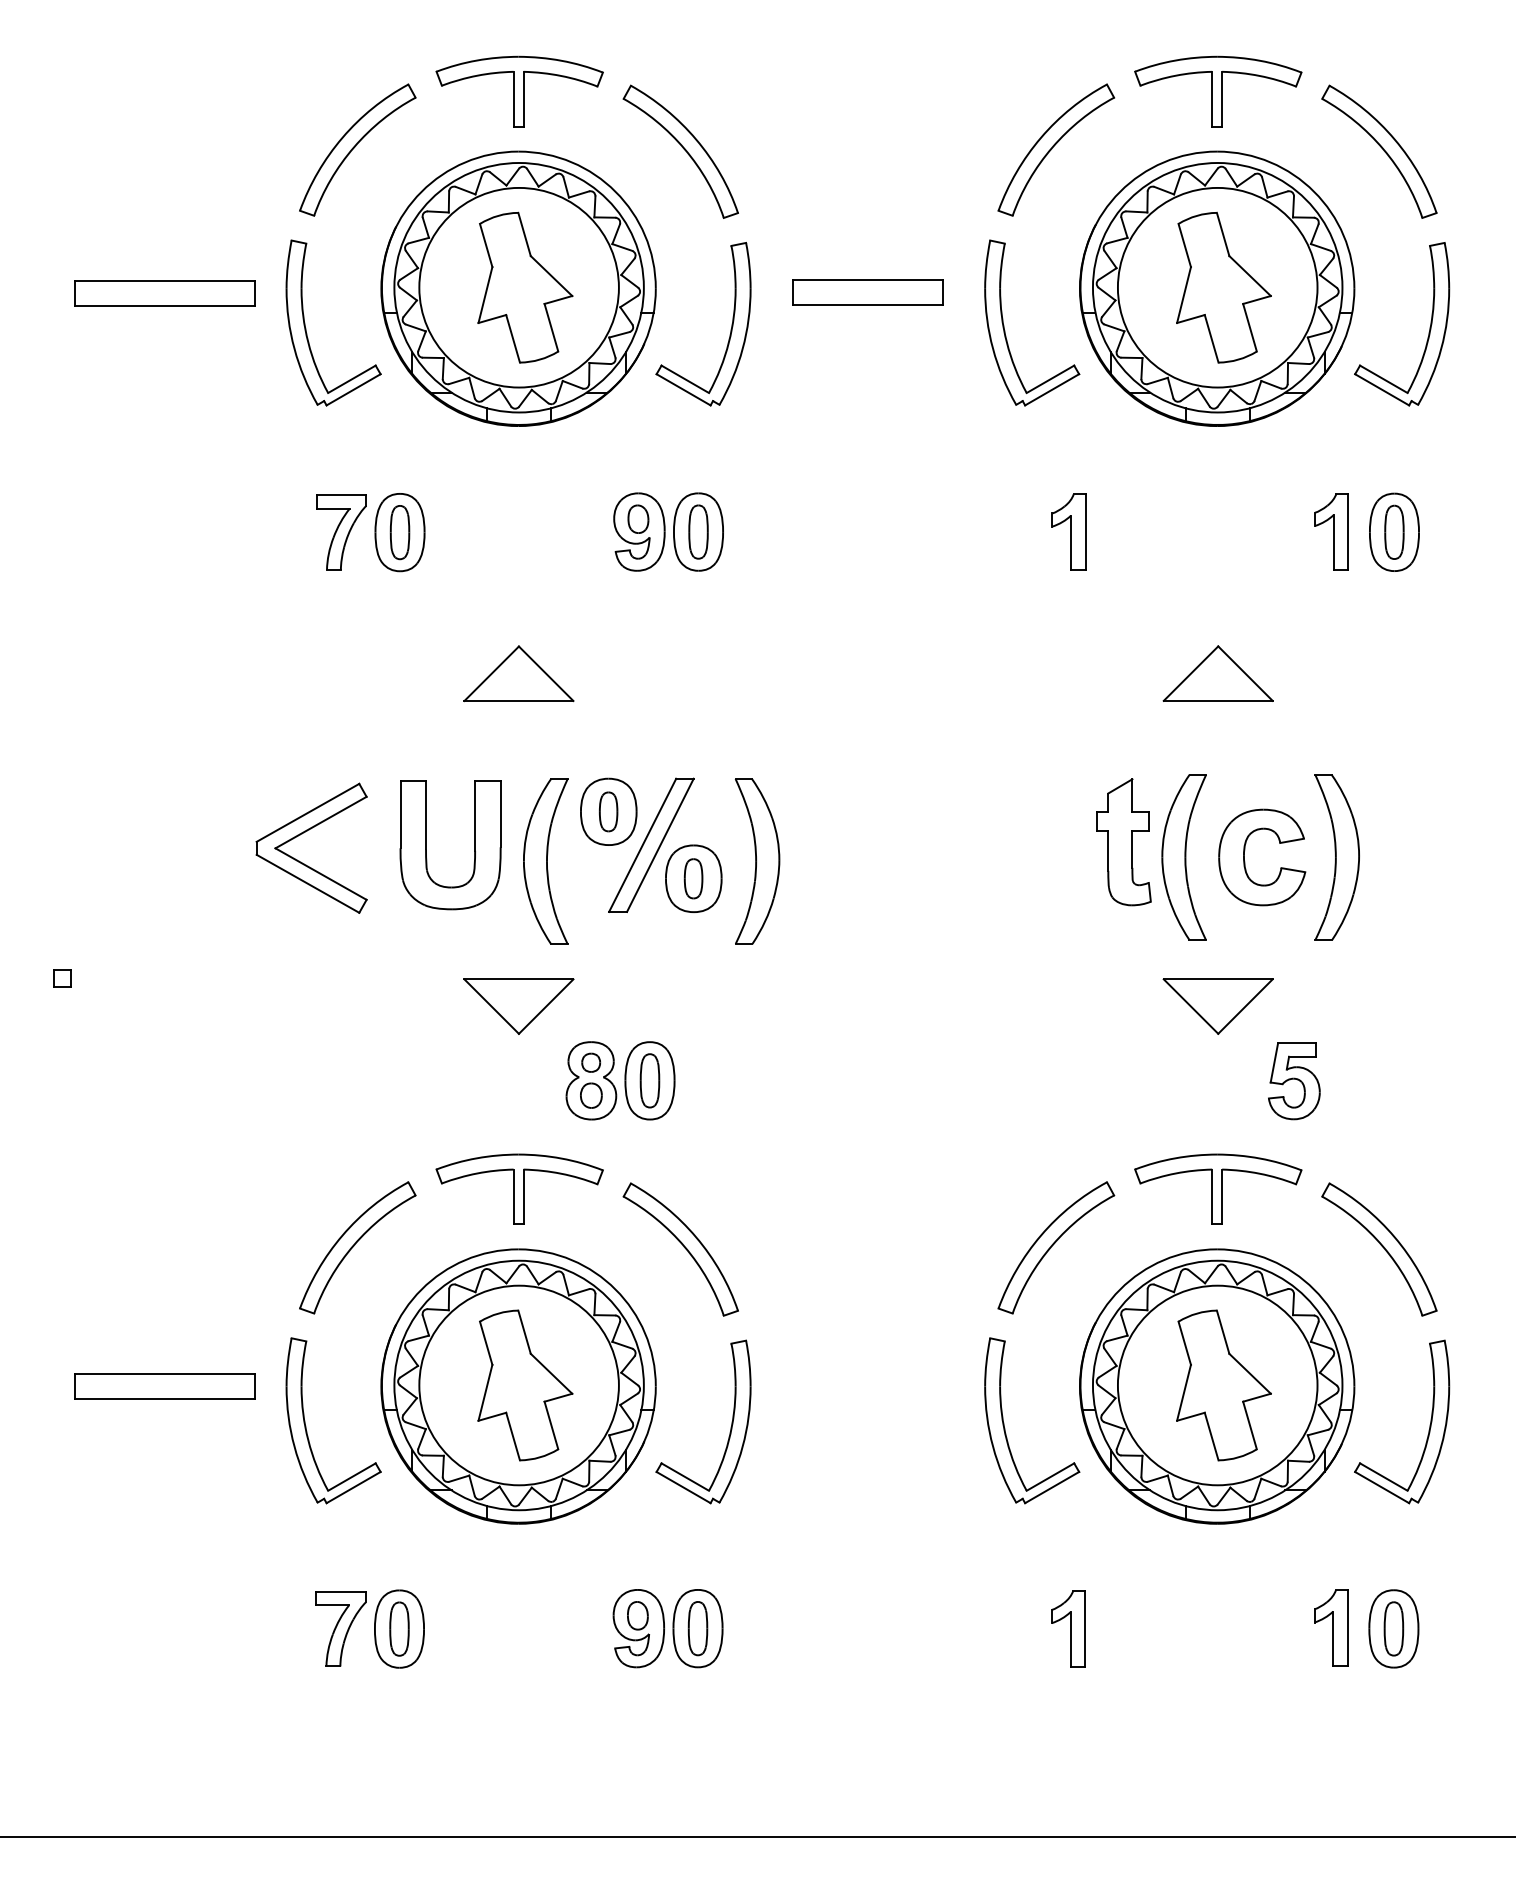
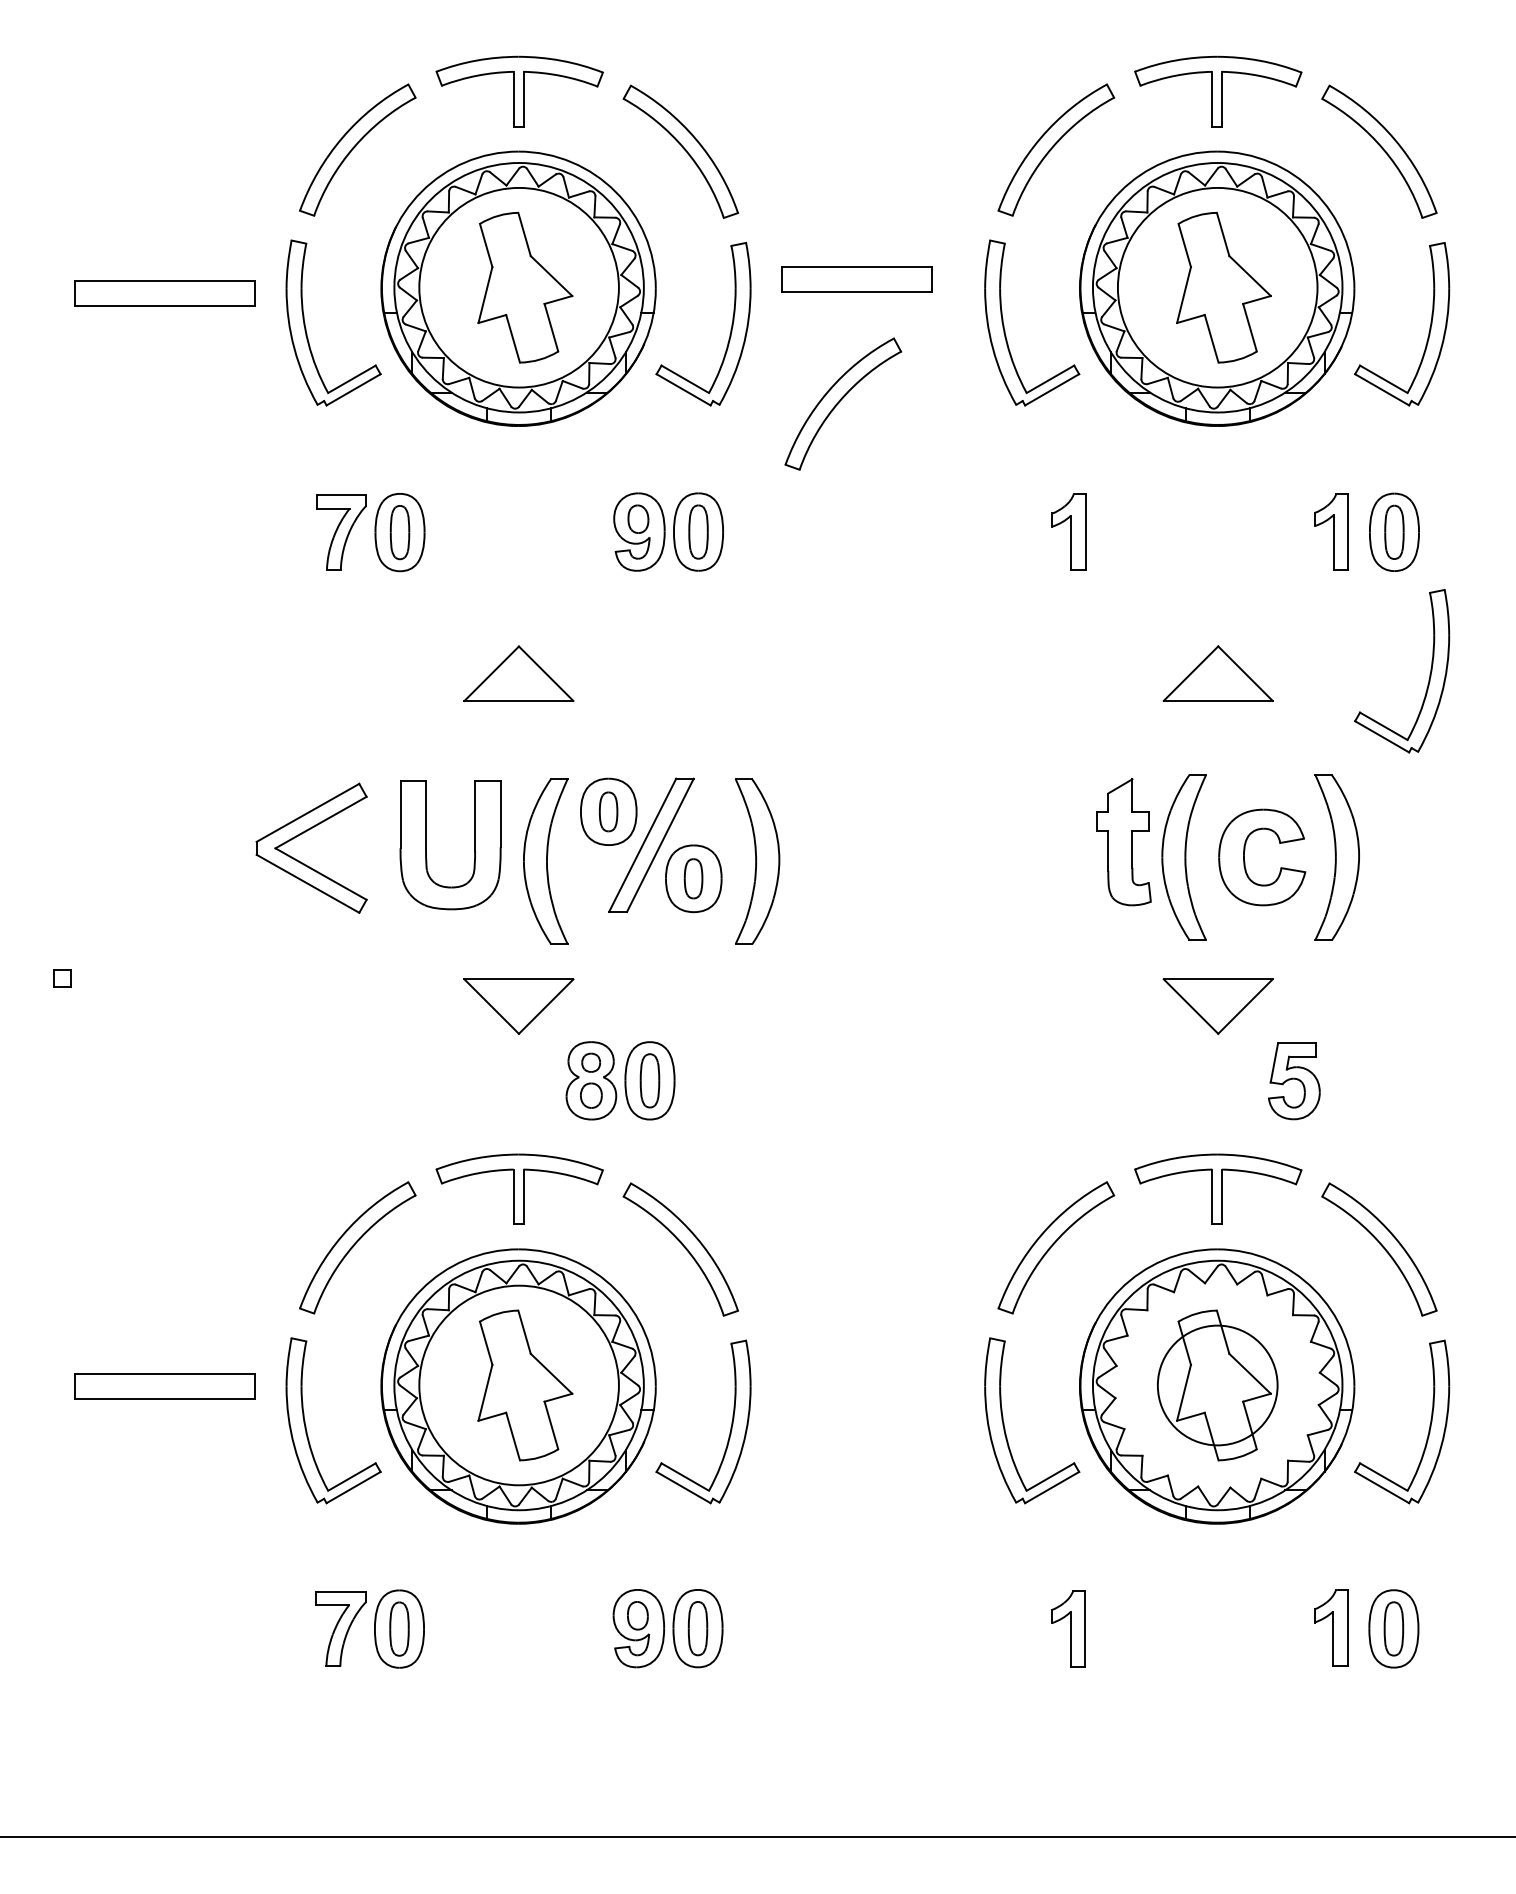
part position: (867, 292) -> (856, 279) (856, 279)
part: none -> present (843, 403)
part: none -> present (1429, 674)
circle diameter: 200 px -> 120 px (1217, 1385)
